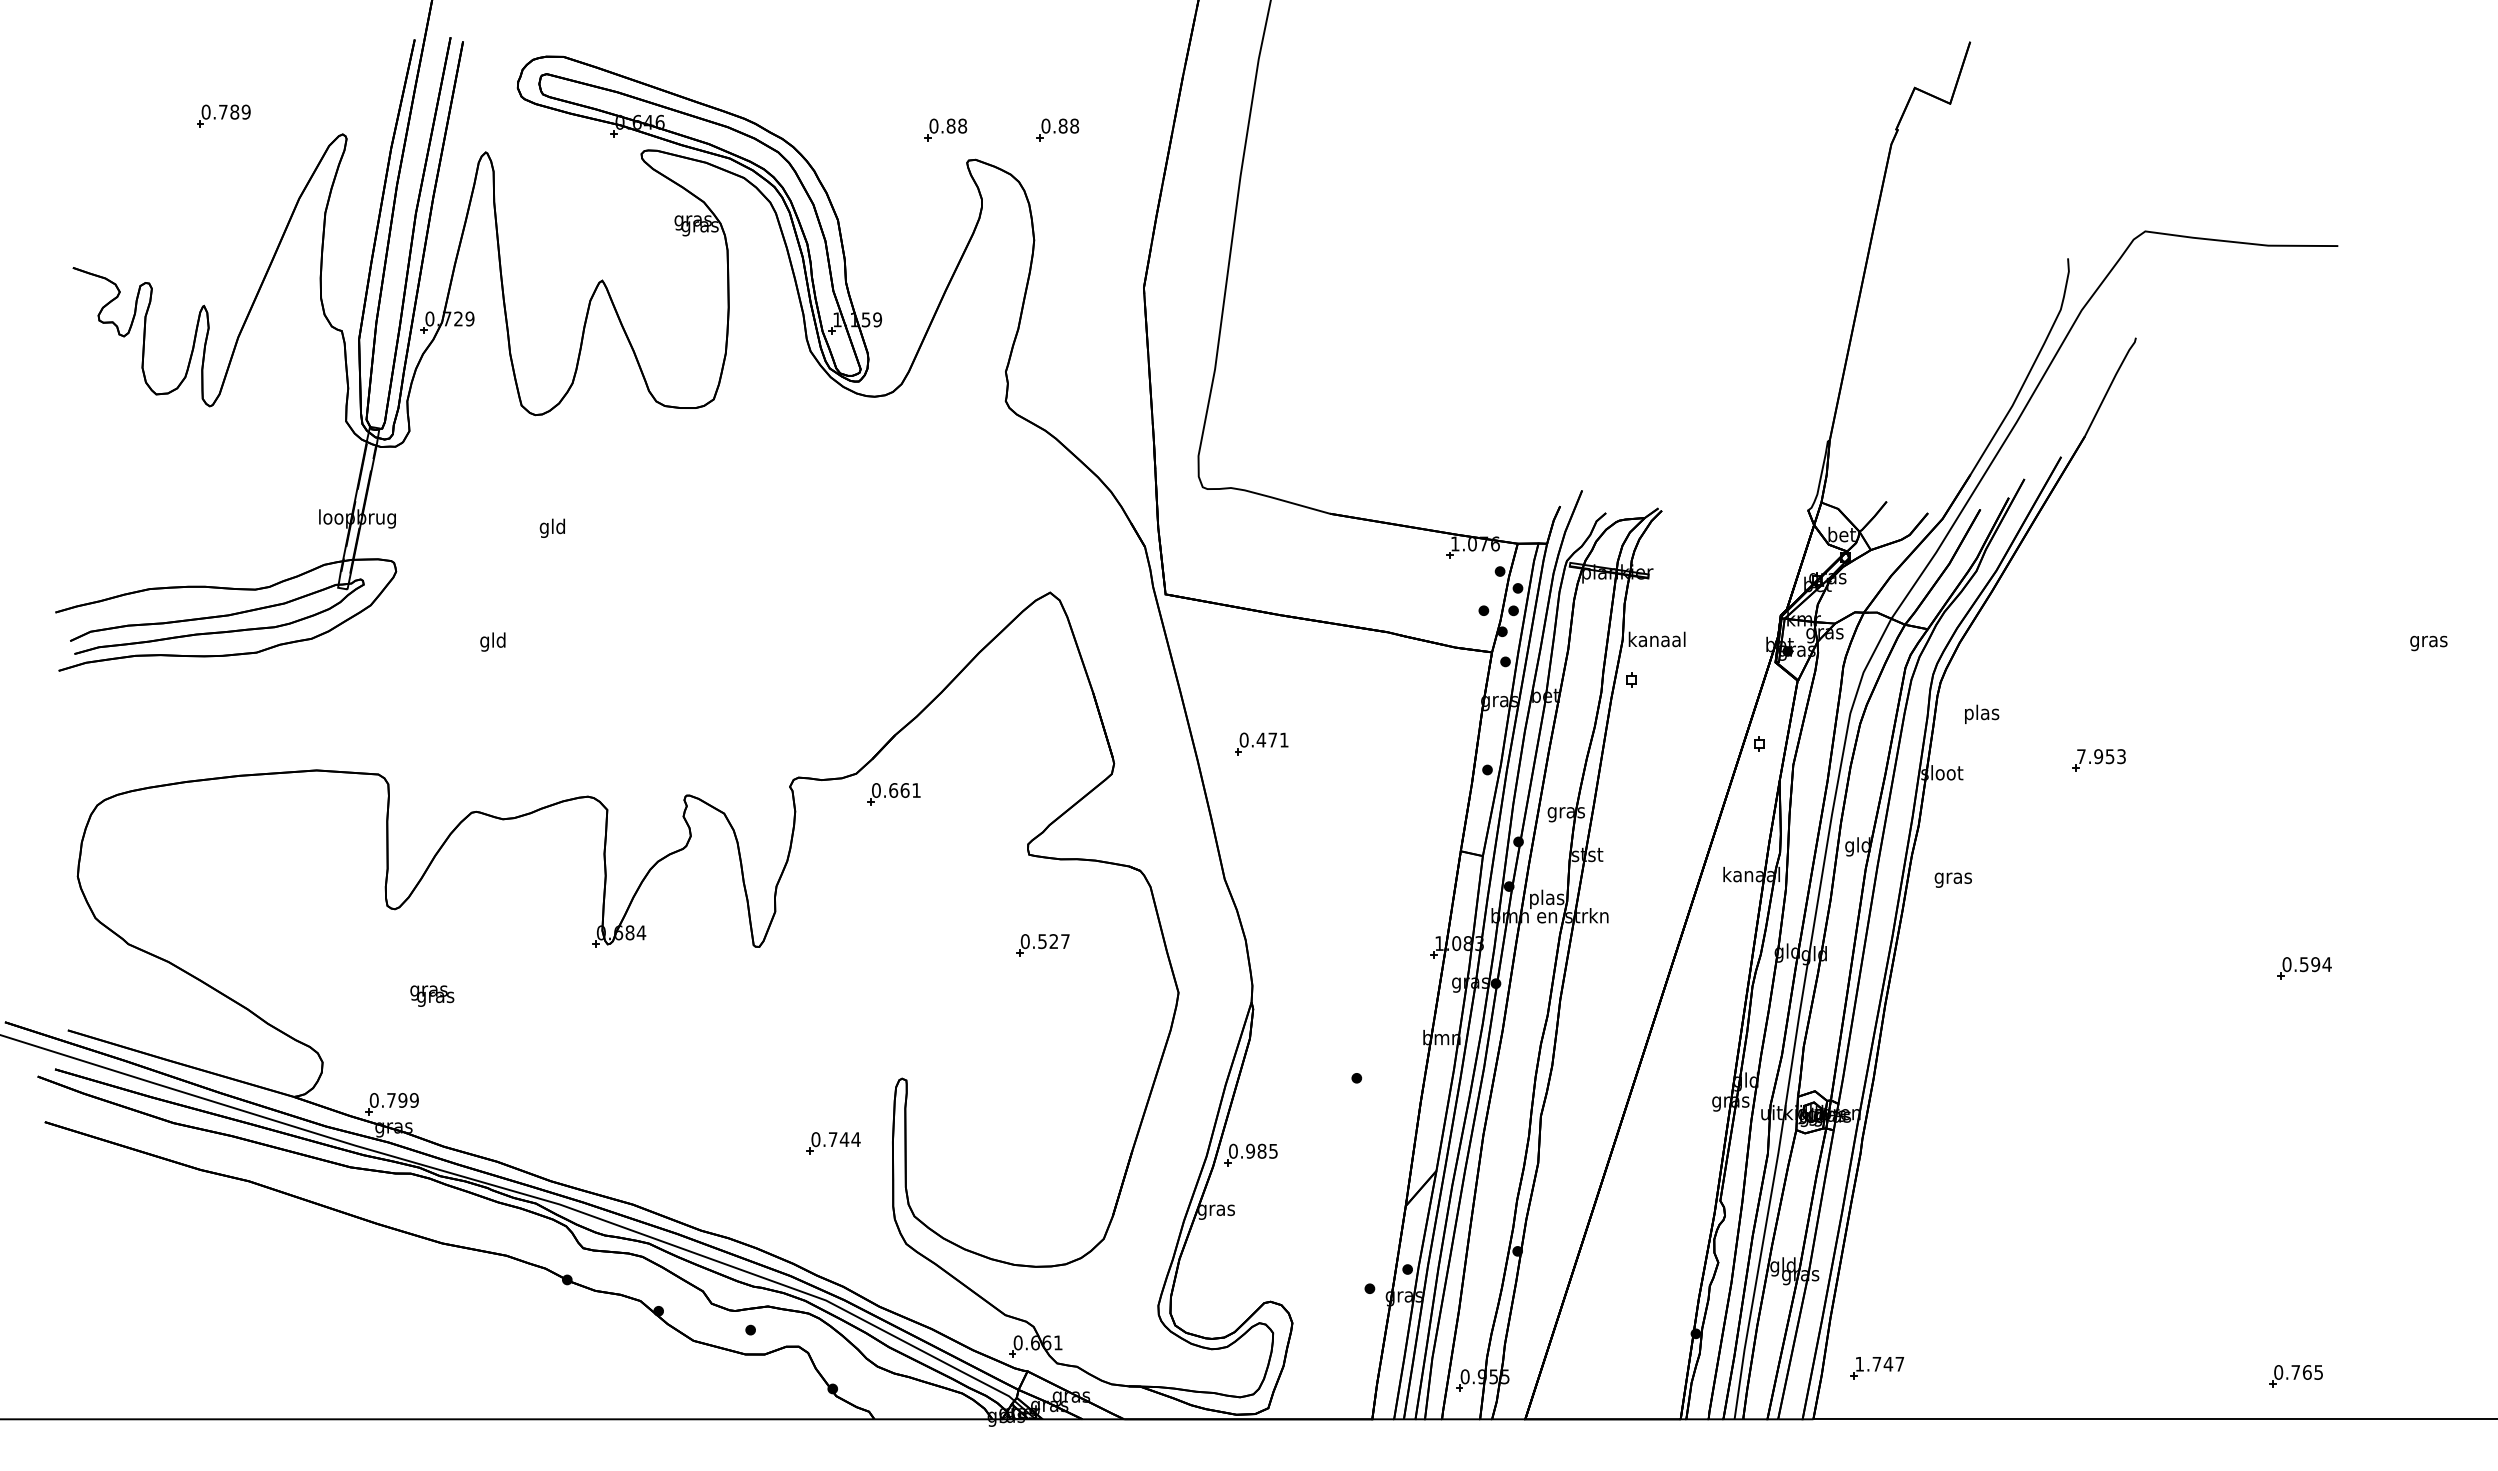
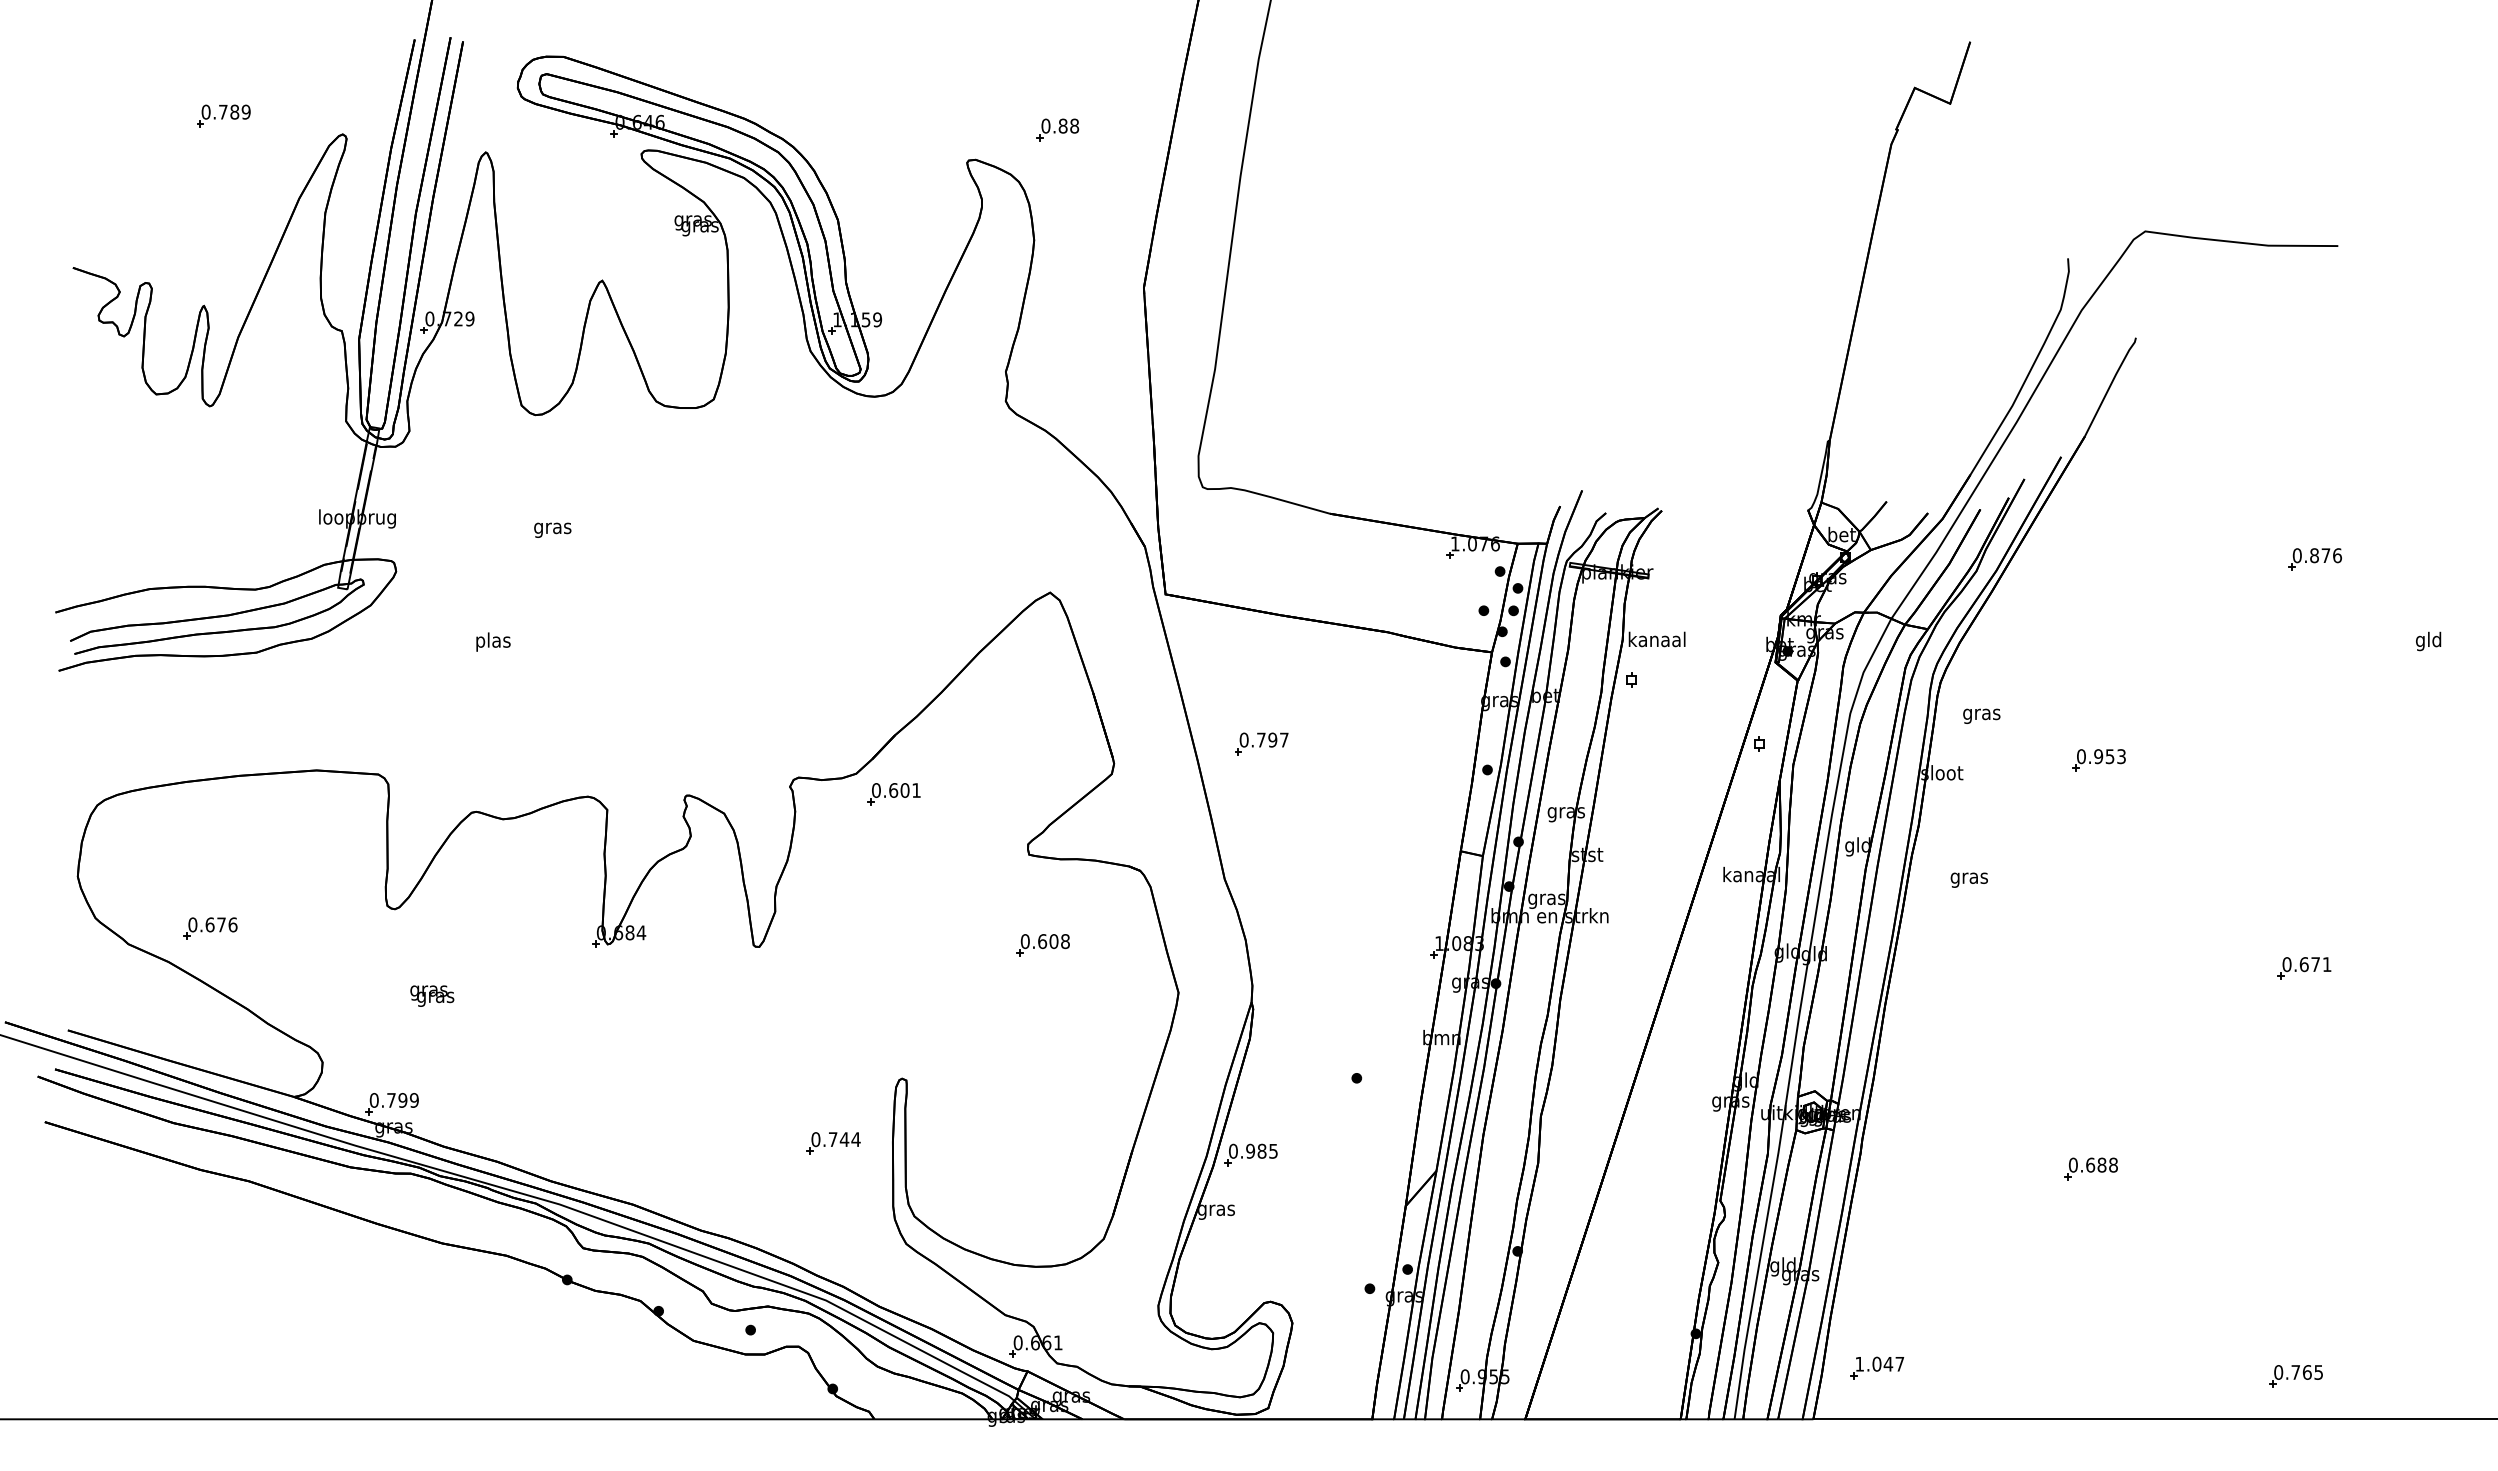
part: present -> none (945, 129)
text: gld -> gras (552, 527)
part: none -> present (2314, 559)
text: gld -> plas (493, 641)
text: gras -> gld (2428, 641)
text: plas -> gras (1981, 714)
text: 0.471 -> 0.797 (1272, 739)
text: 7.953 -> 0.953 (2081, 756)
text: 0.661 -> 0.601 (904, 790)
text position: (1952, 879) -> (1968, 879) (1968, 879)
text: plas -> gras (1546, 898)
part: none -> present (210, 928)
text: 0.527 -> 0.608 (1053, 941)
text: 0.594 -> 0.671 (2315, 964)
part: none -> present (2090, 1168)
text: 1.747 -> 1.047 (1876, 1363)
